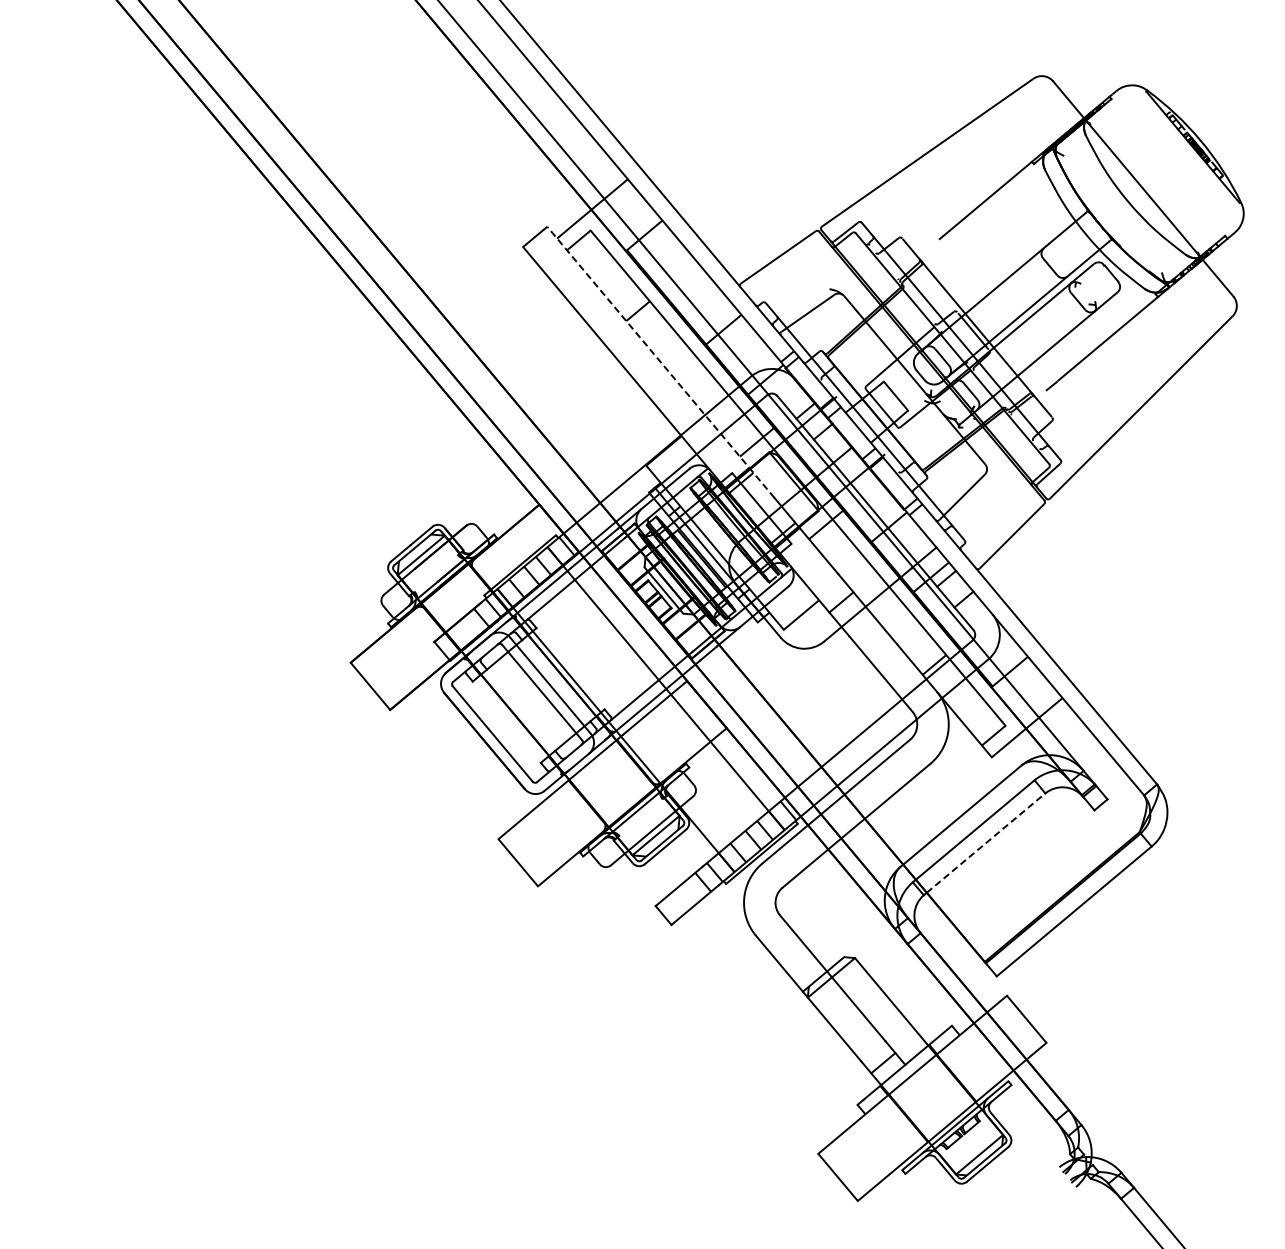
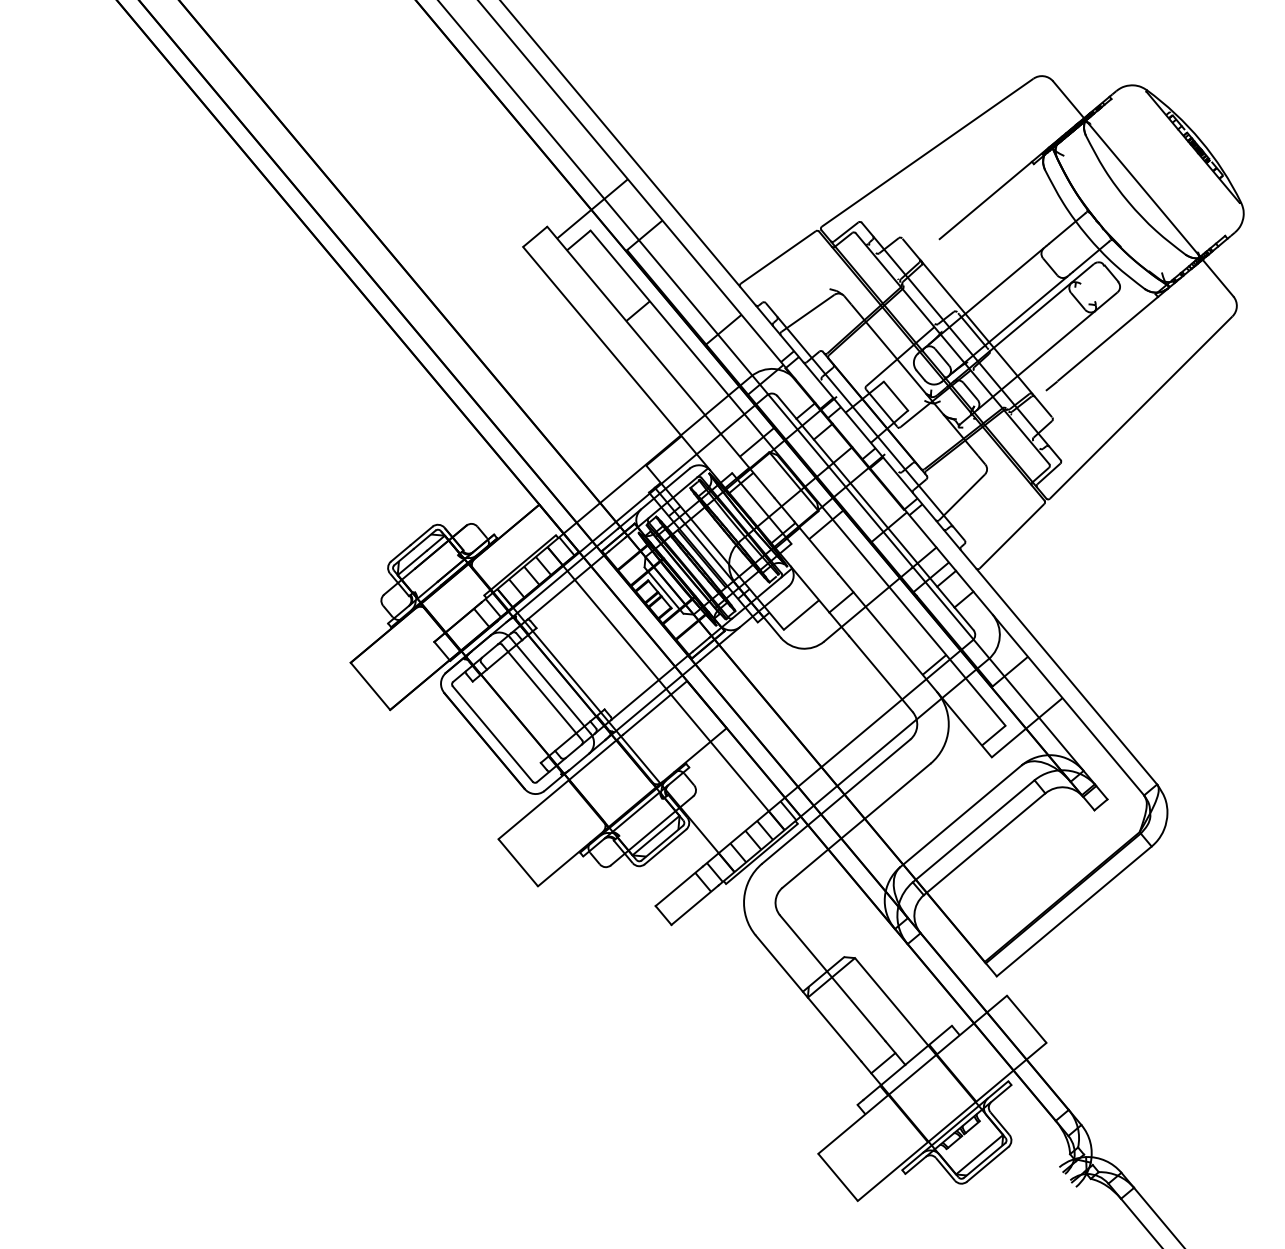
line: dashed -> solid (660, 362)
line: dashed -> solid (986, 842)
